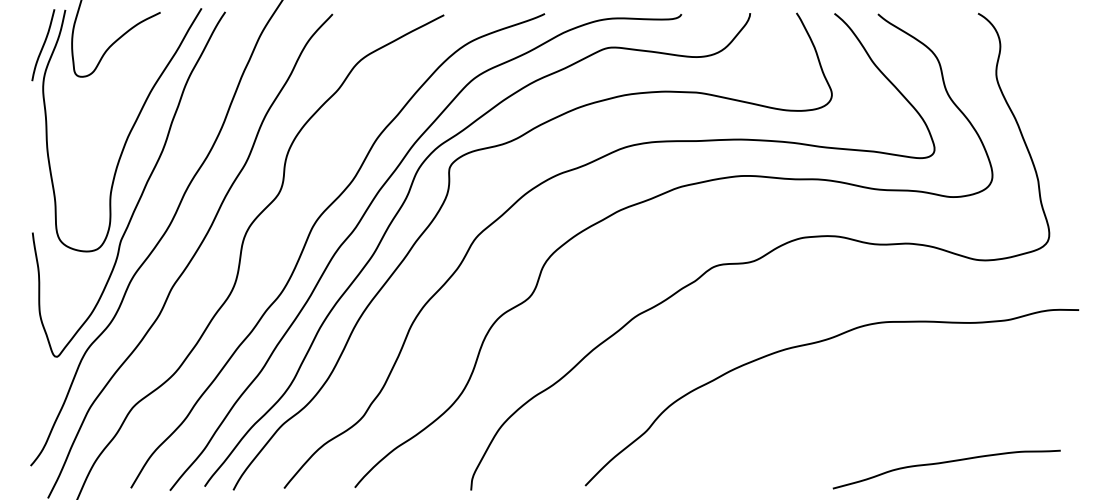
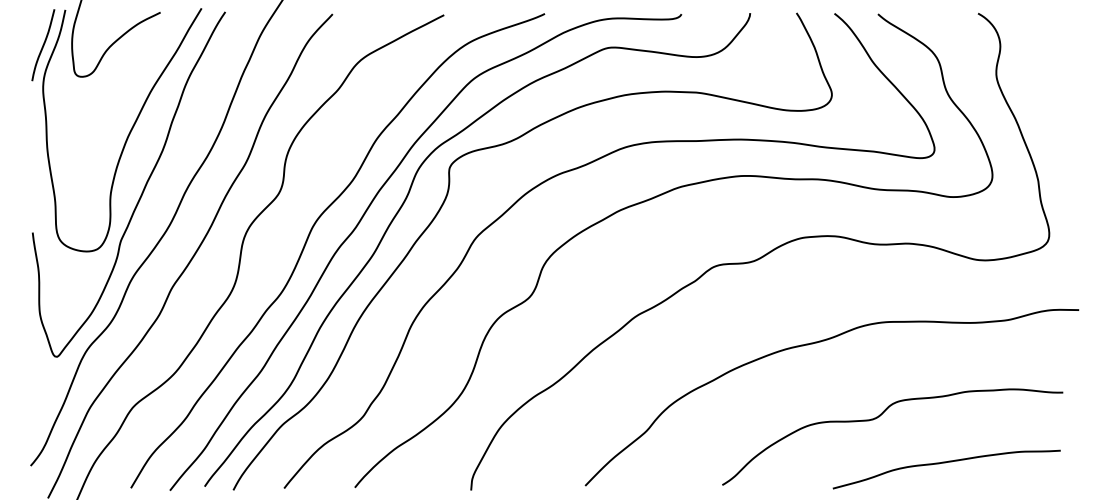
curve: none -> present (879, 417)
